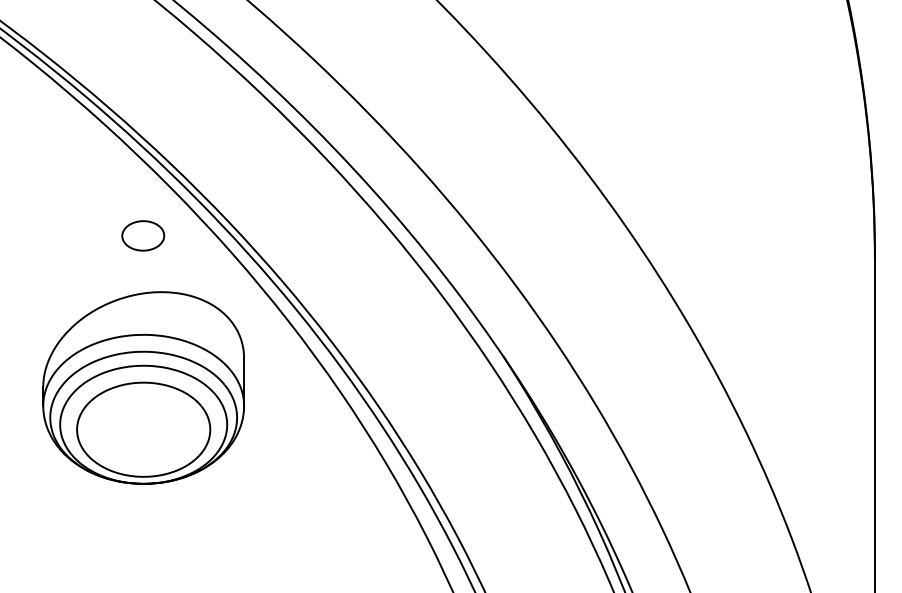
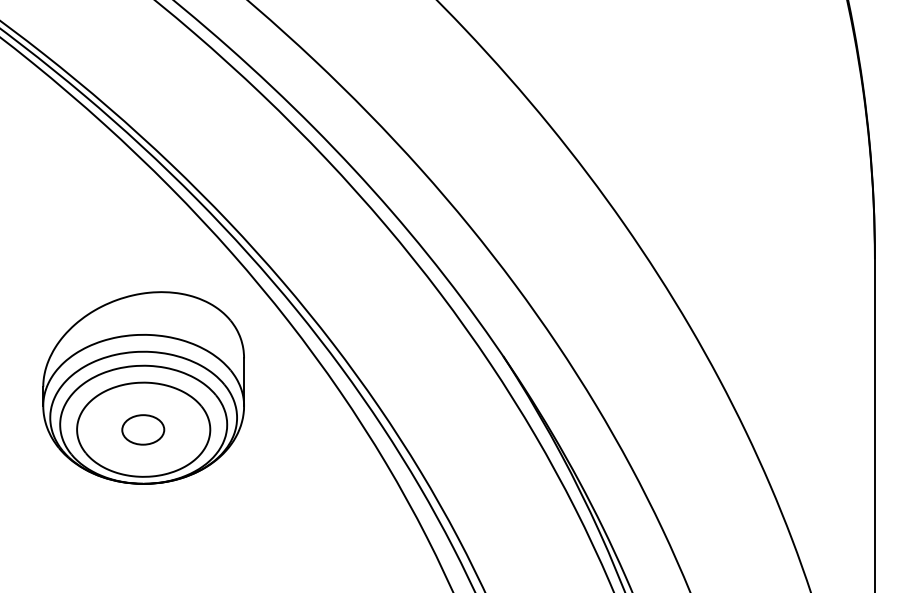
part position: (143, 235) -> (143, 429) (143, 429)
